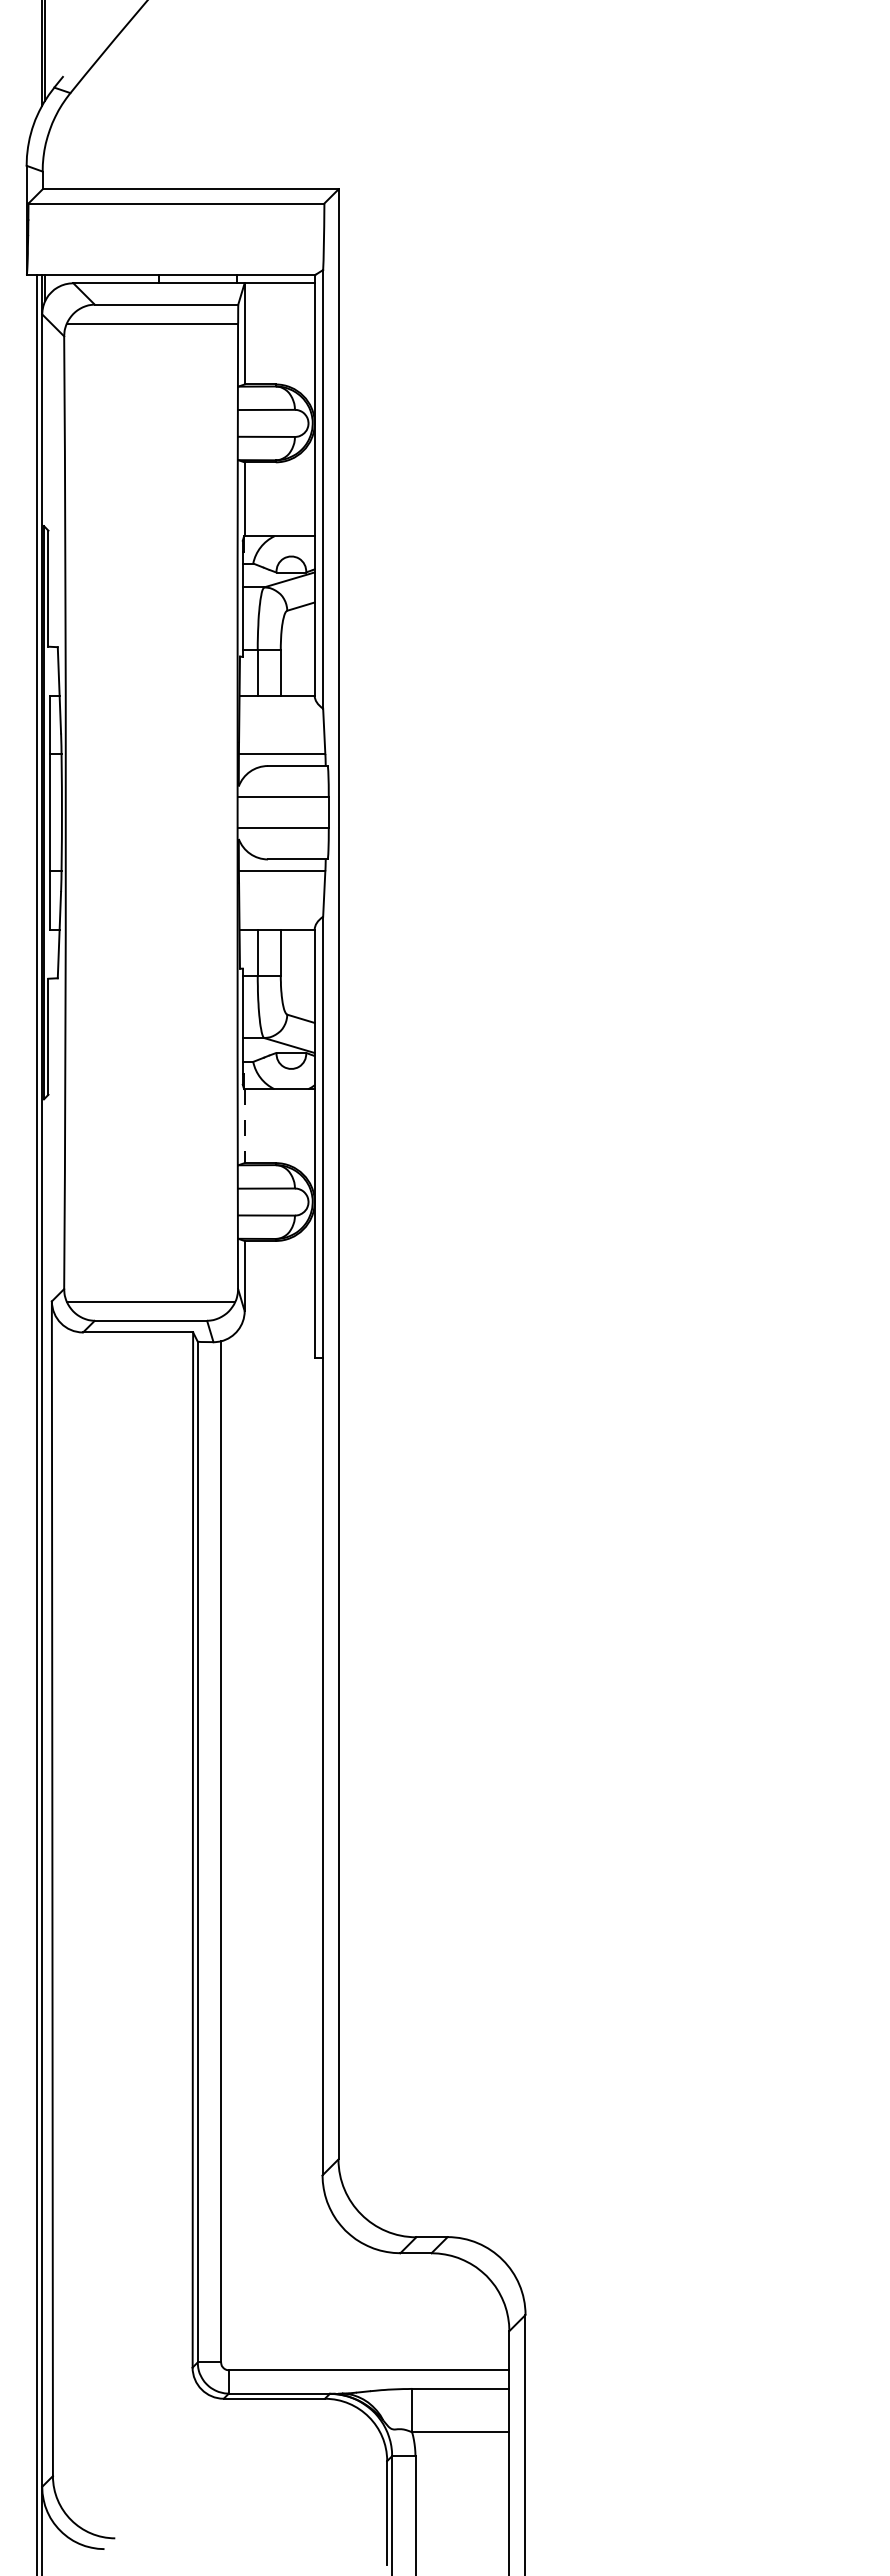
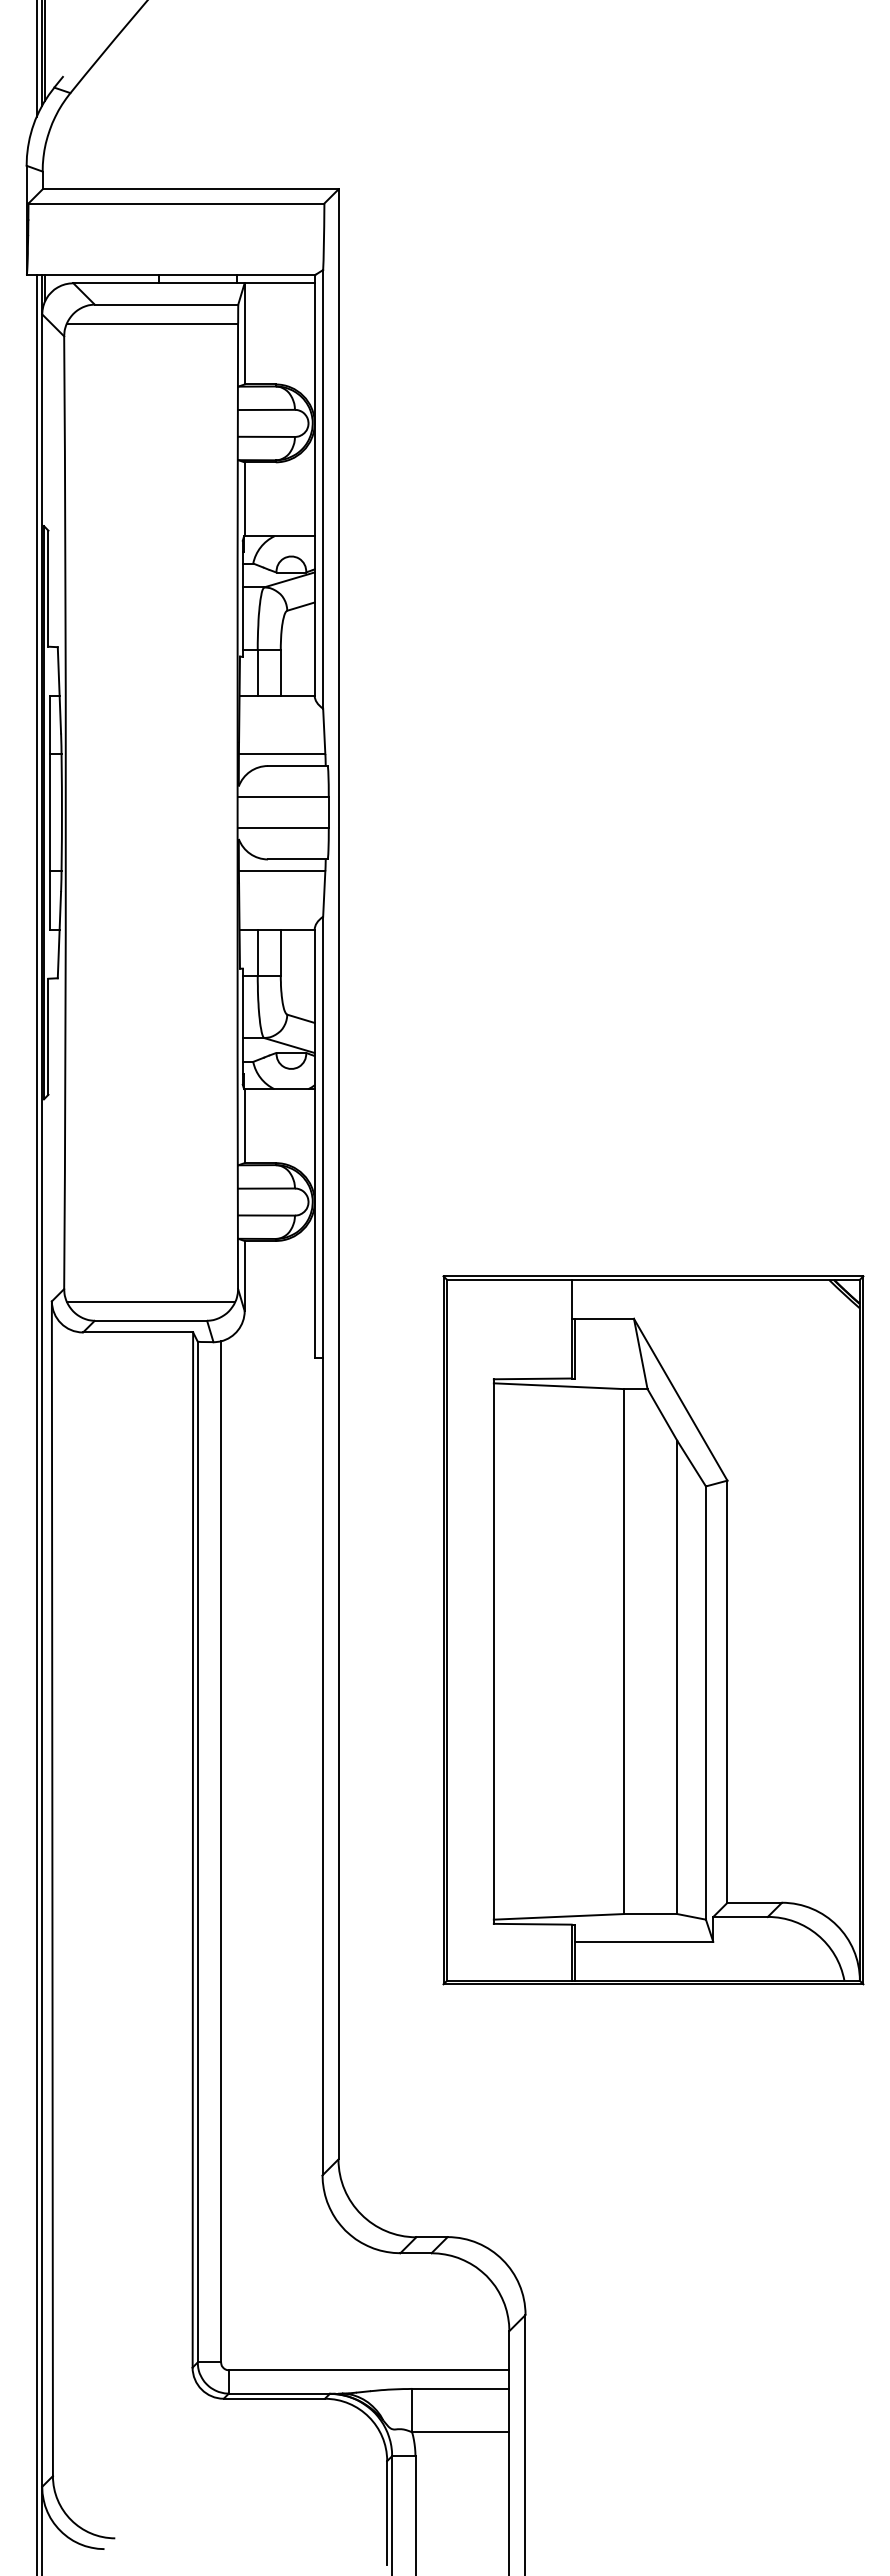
line: none -> present (36, 59)
line: dashed -> solid (244, 1126)
part: none -> present (653, 1630)
